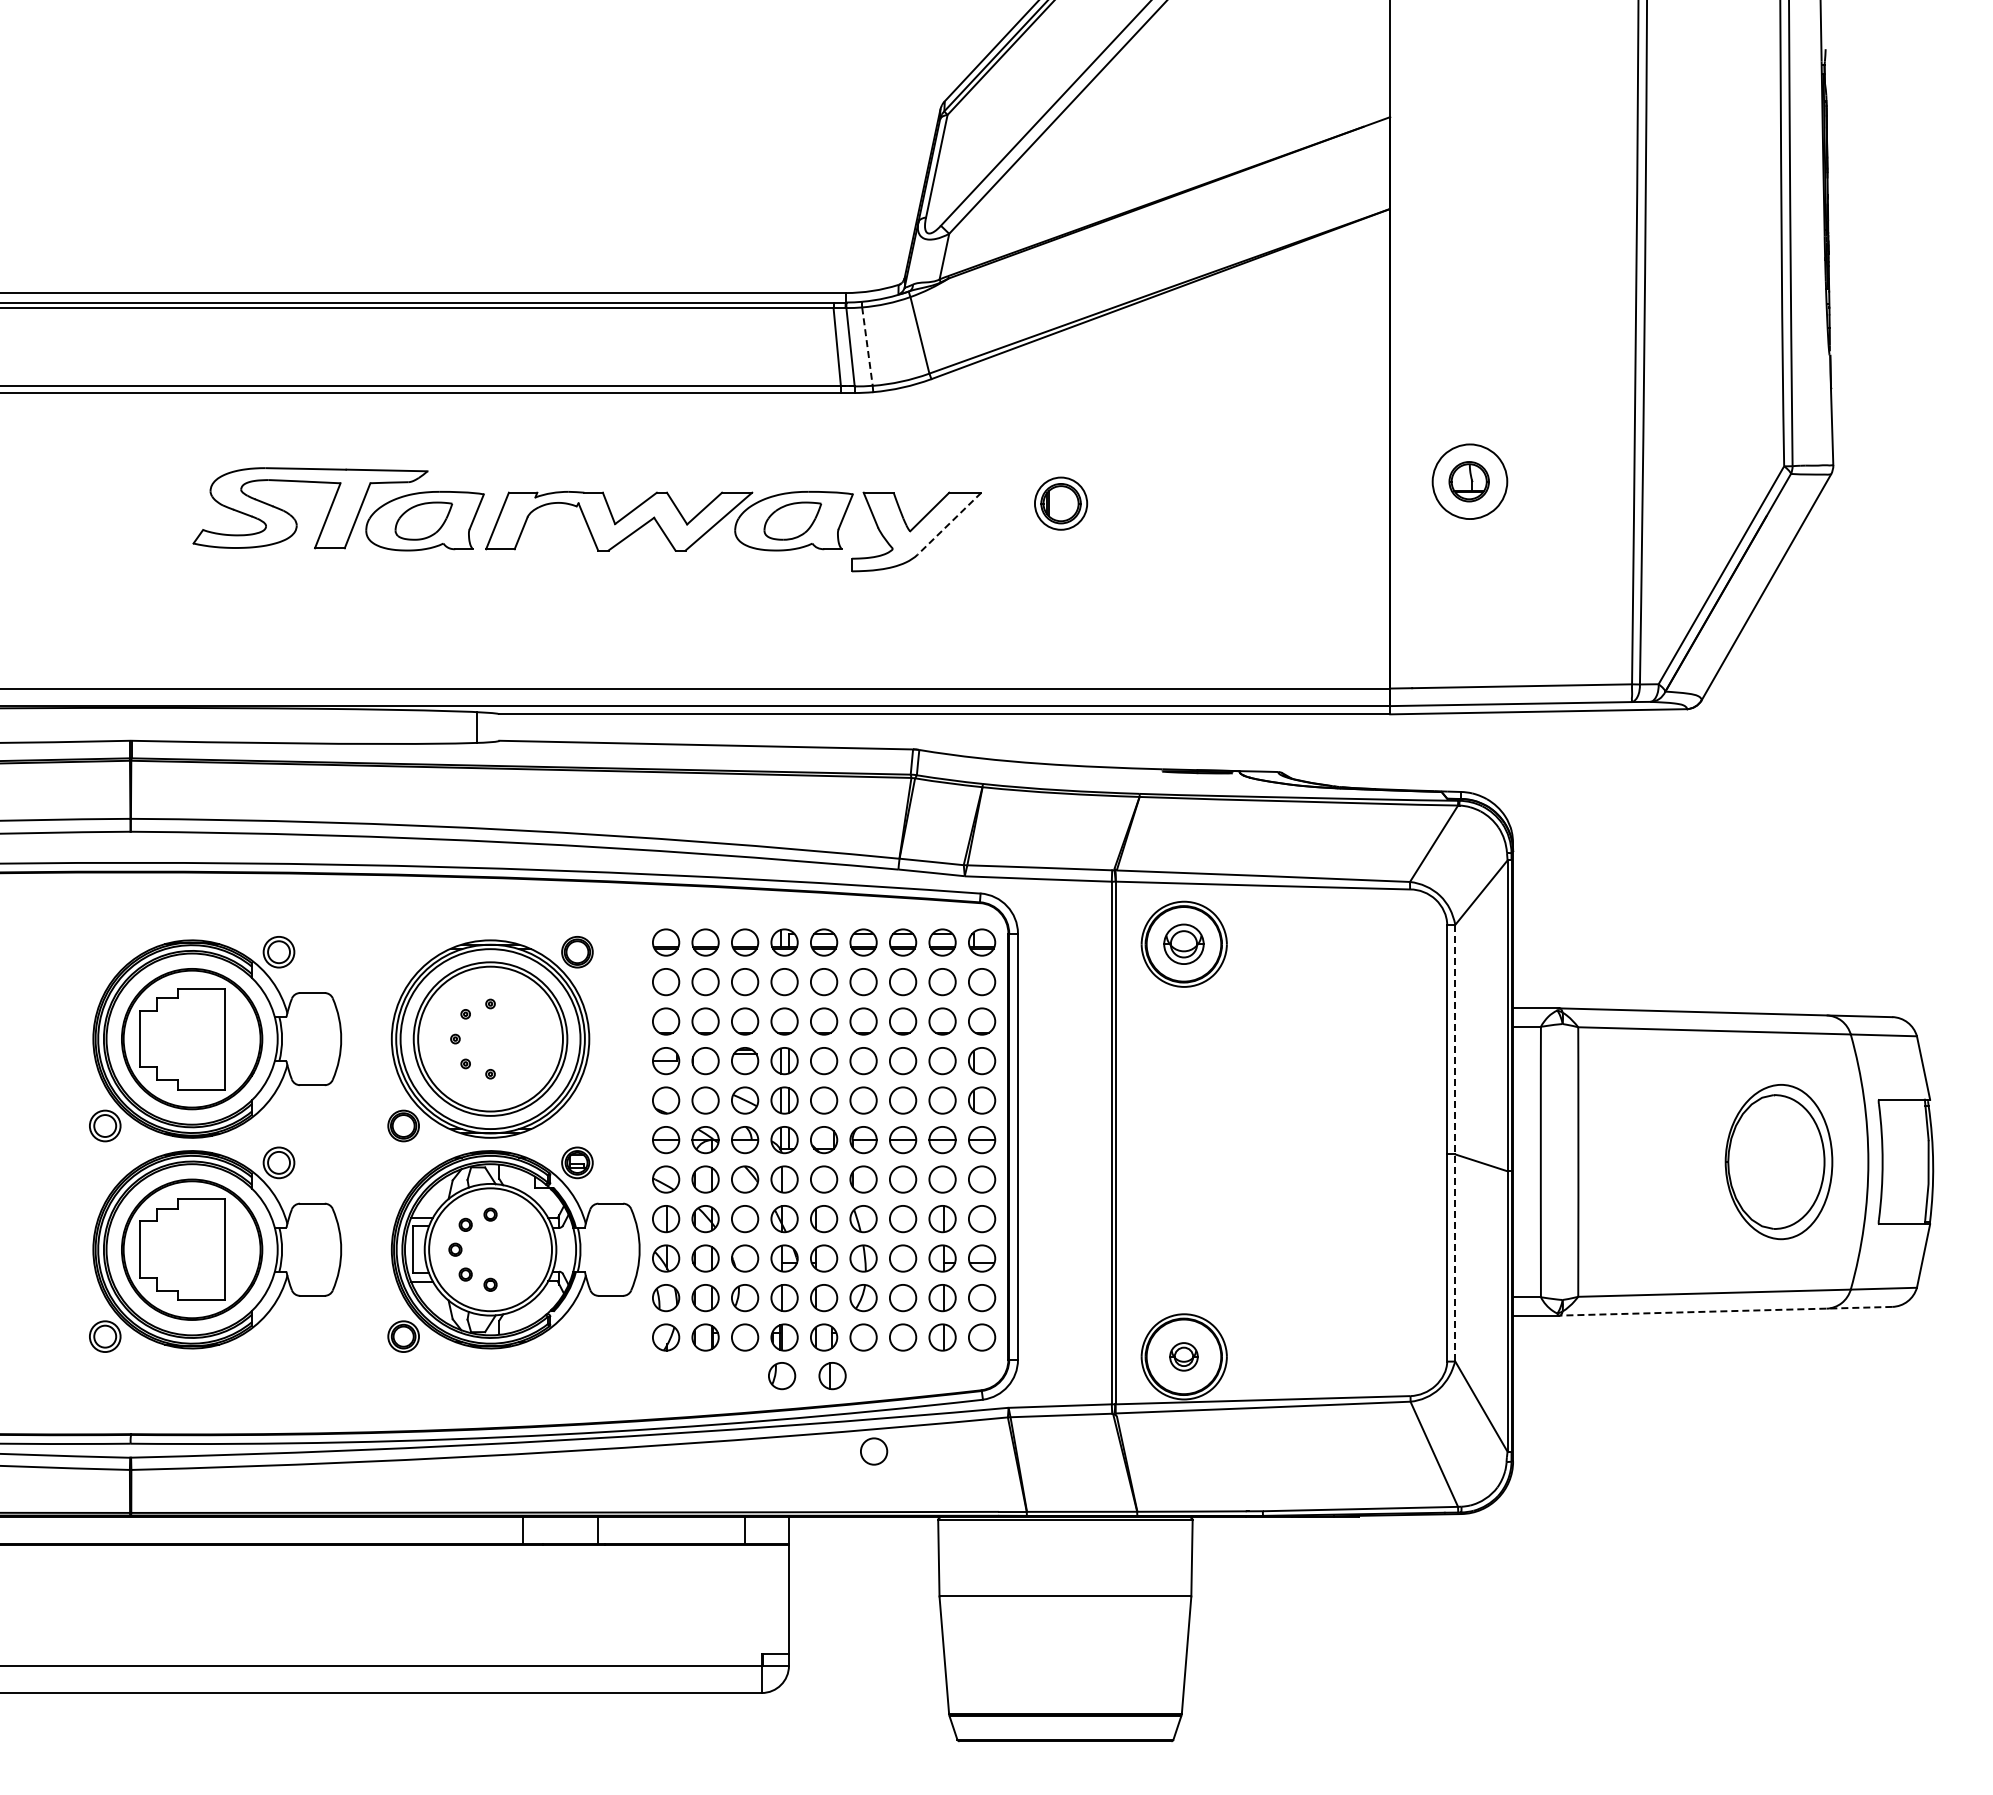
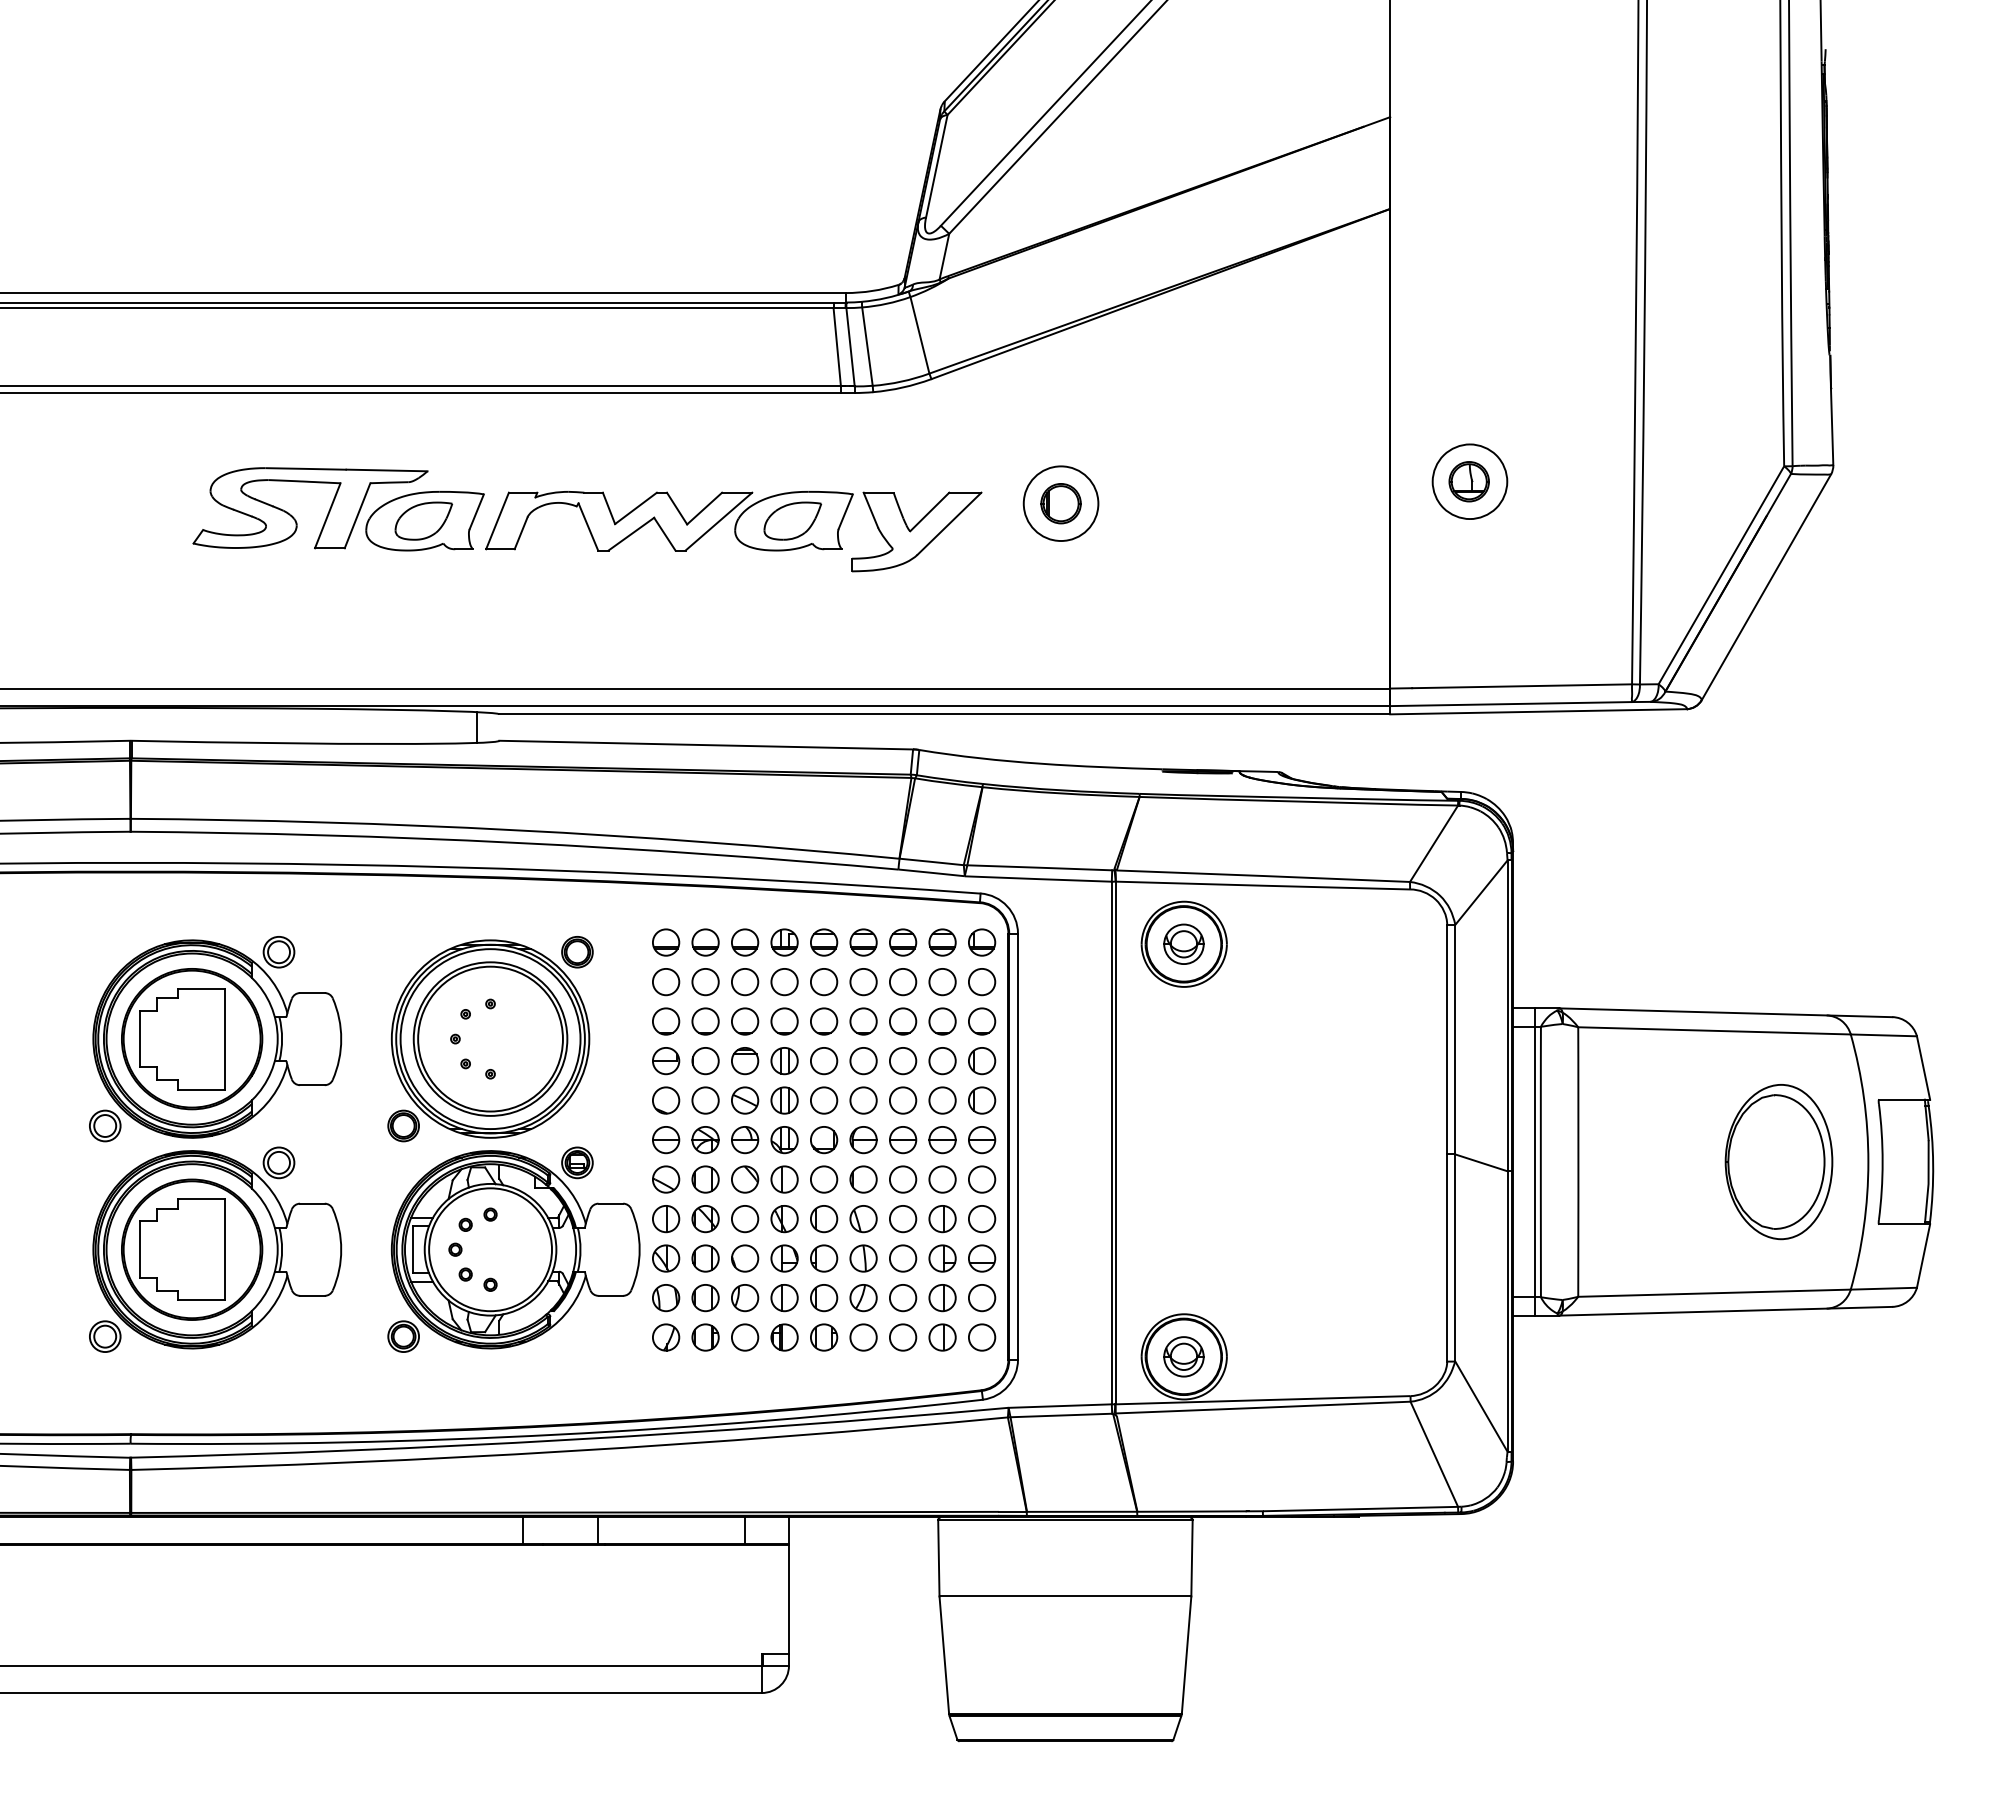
line: dashed -> solid (867, 346)
circle diameter: 52 px -> 75 px (1060, 503)
line: dashed -> solid (949, 523)
line: dashed -> solid (1455, 1143)
line: none -> present (1535, 1161)
line: dashed -> solid (1725, 1311)
part size: 30x30 px -> 42x42 px (1183, 1356)
part: present -> none (782, 1376)
part: present -> none (832, 1376)
circle: present -> none (874, 1451)
